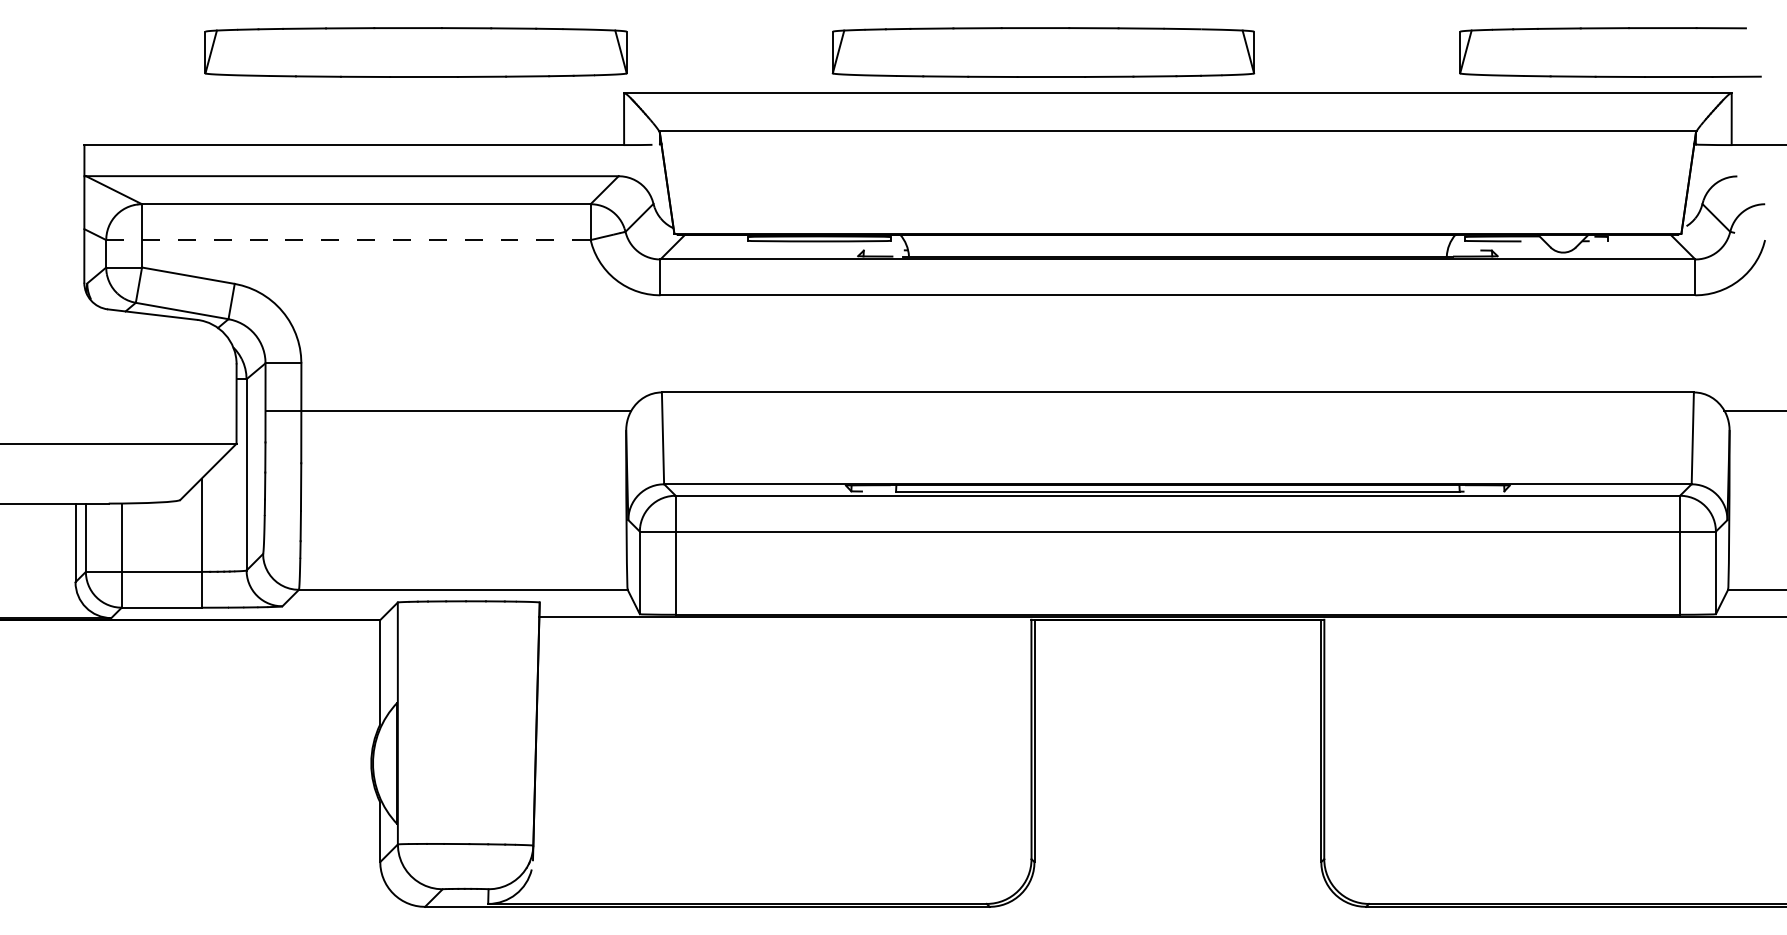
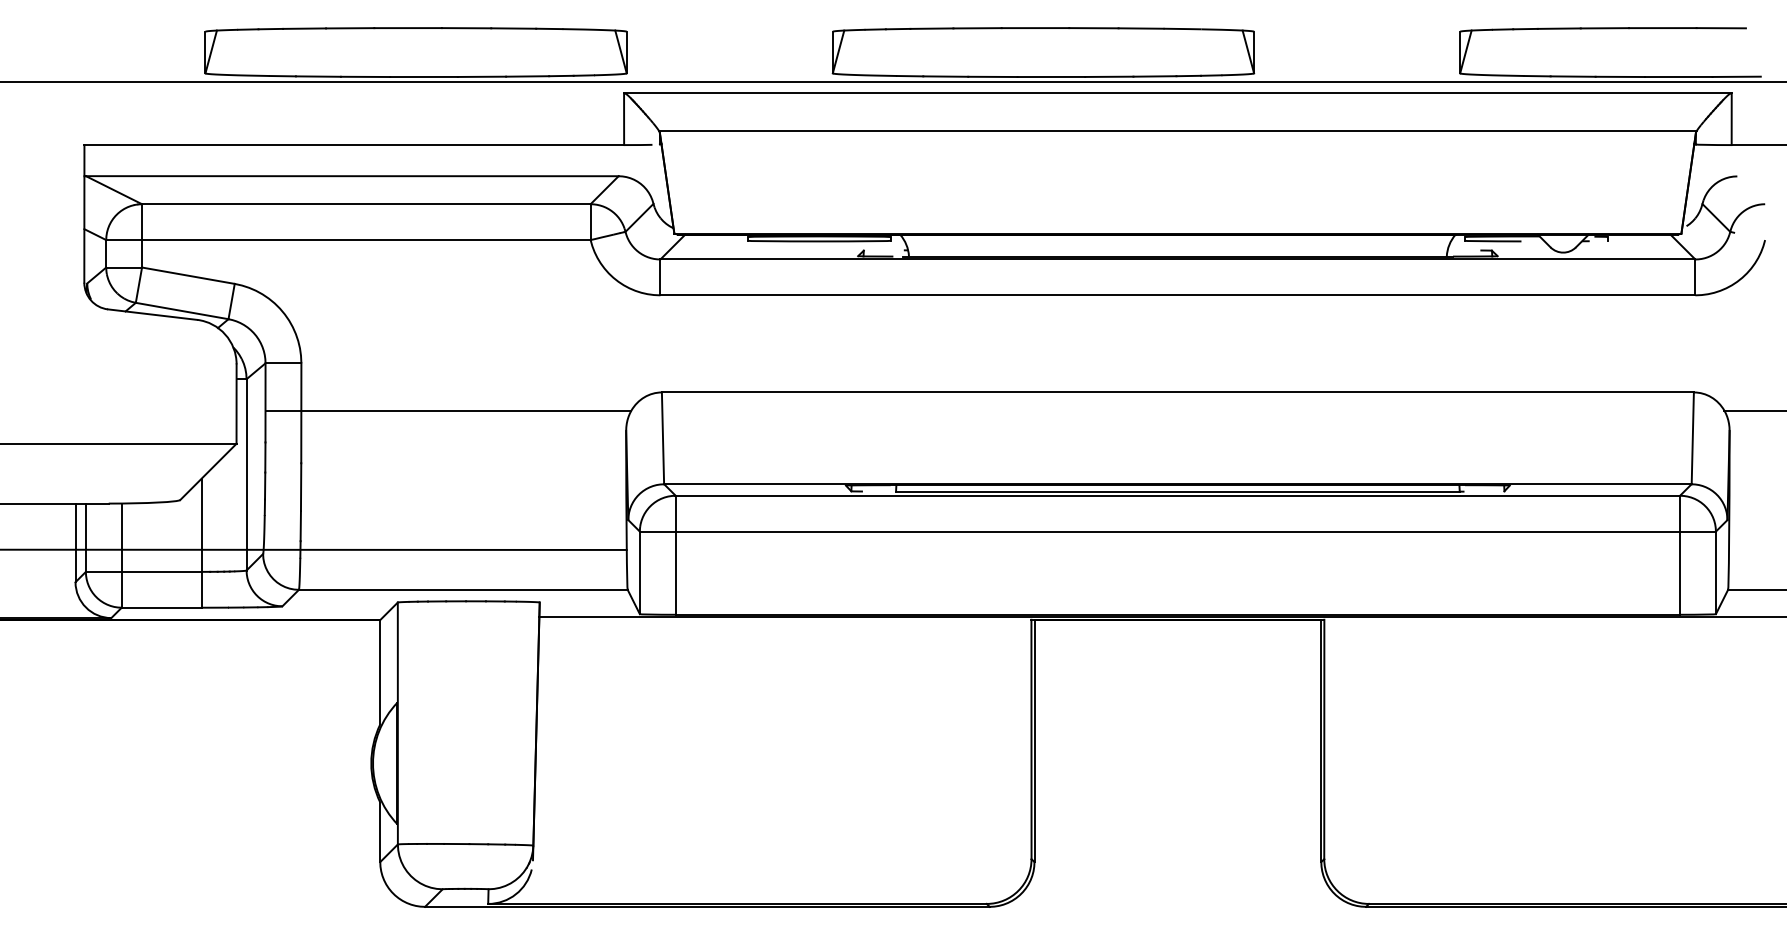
line: none -> present (892, 82)
line: dashed -> solid (348, 240)
line: none -> present (314, 549)
